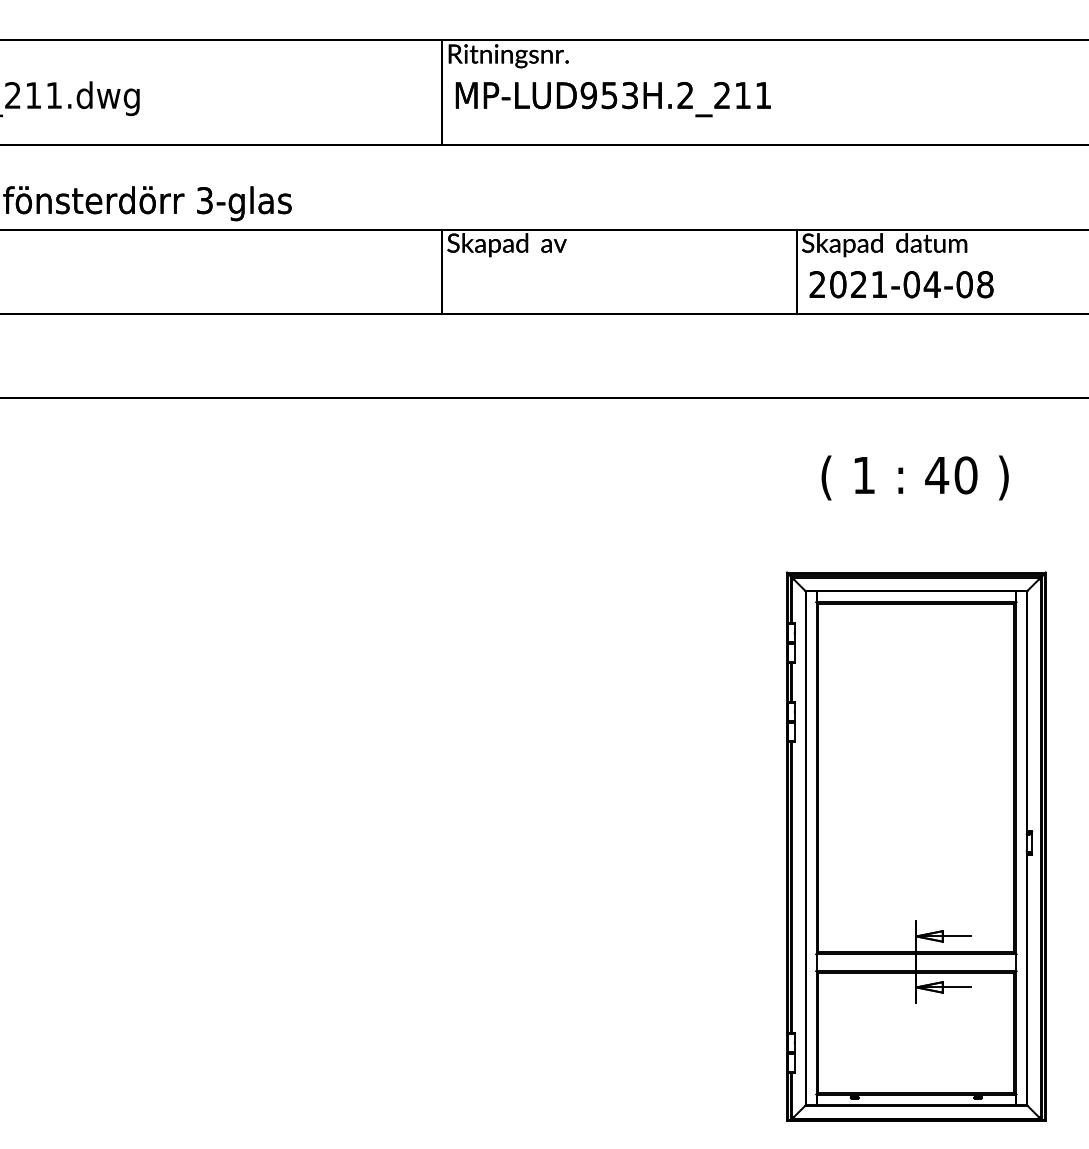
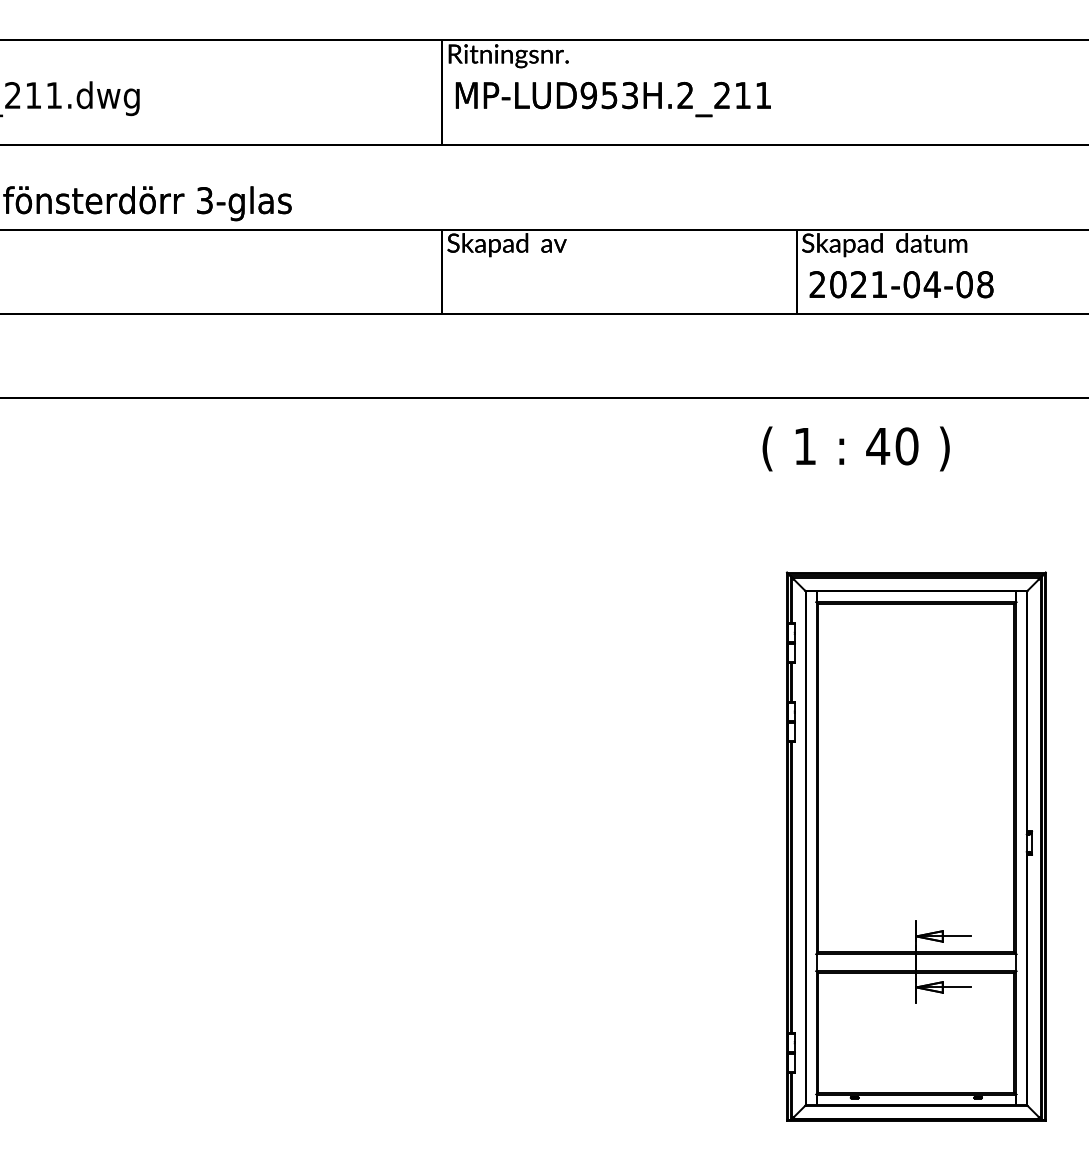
text position: (914, 477) -> (855, 448) (855, 448)
